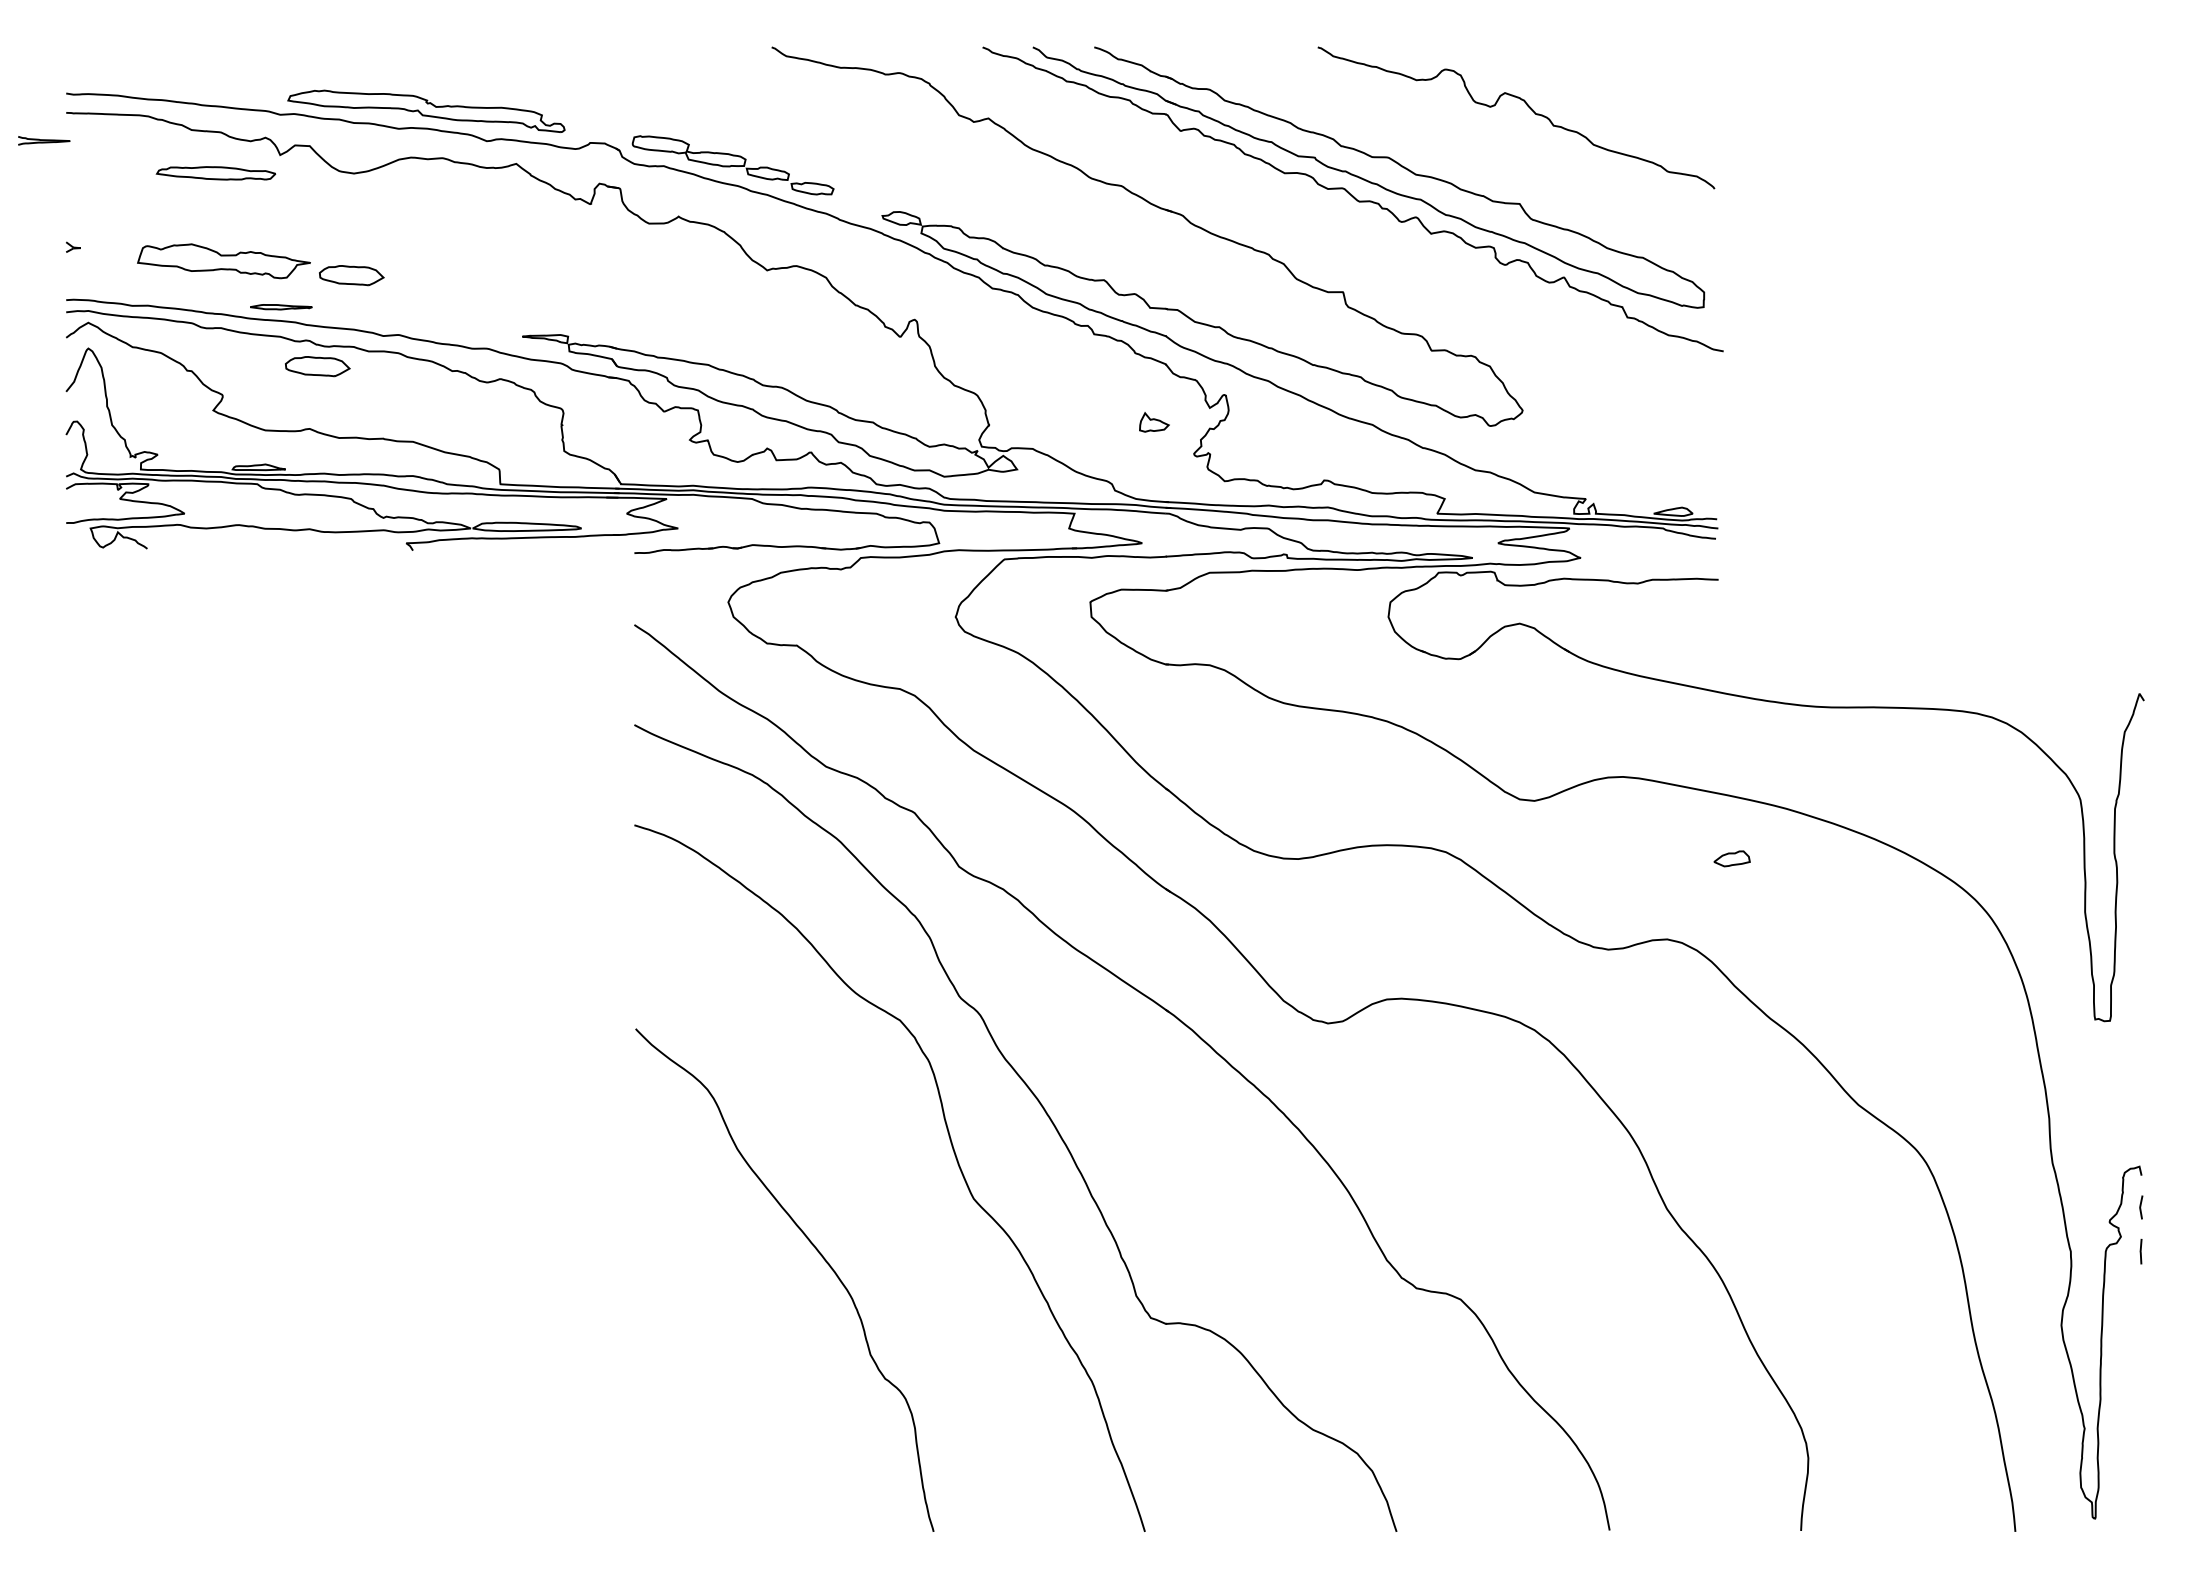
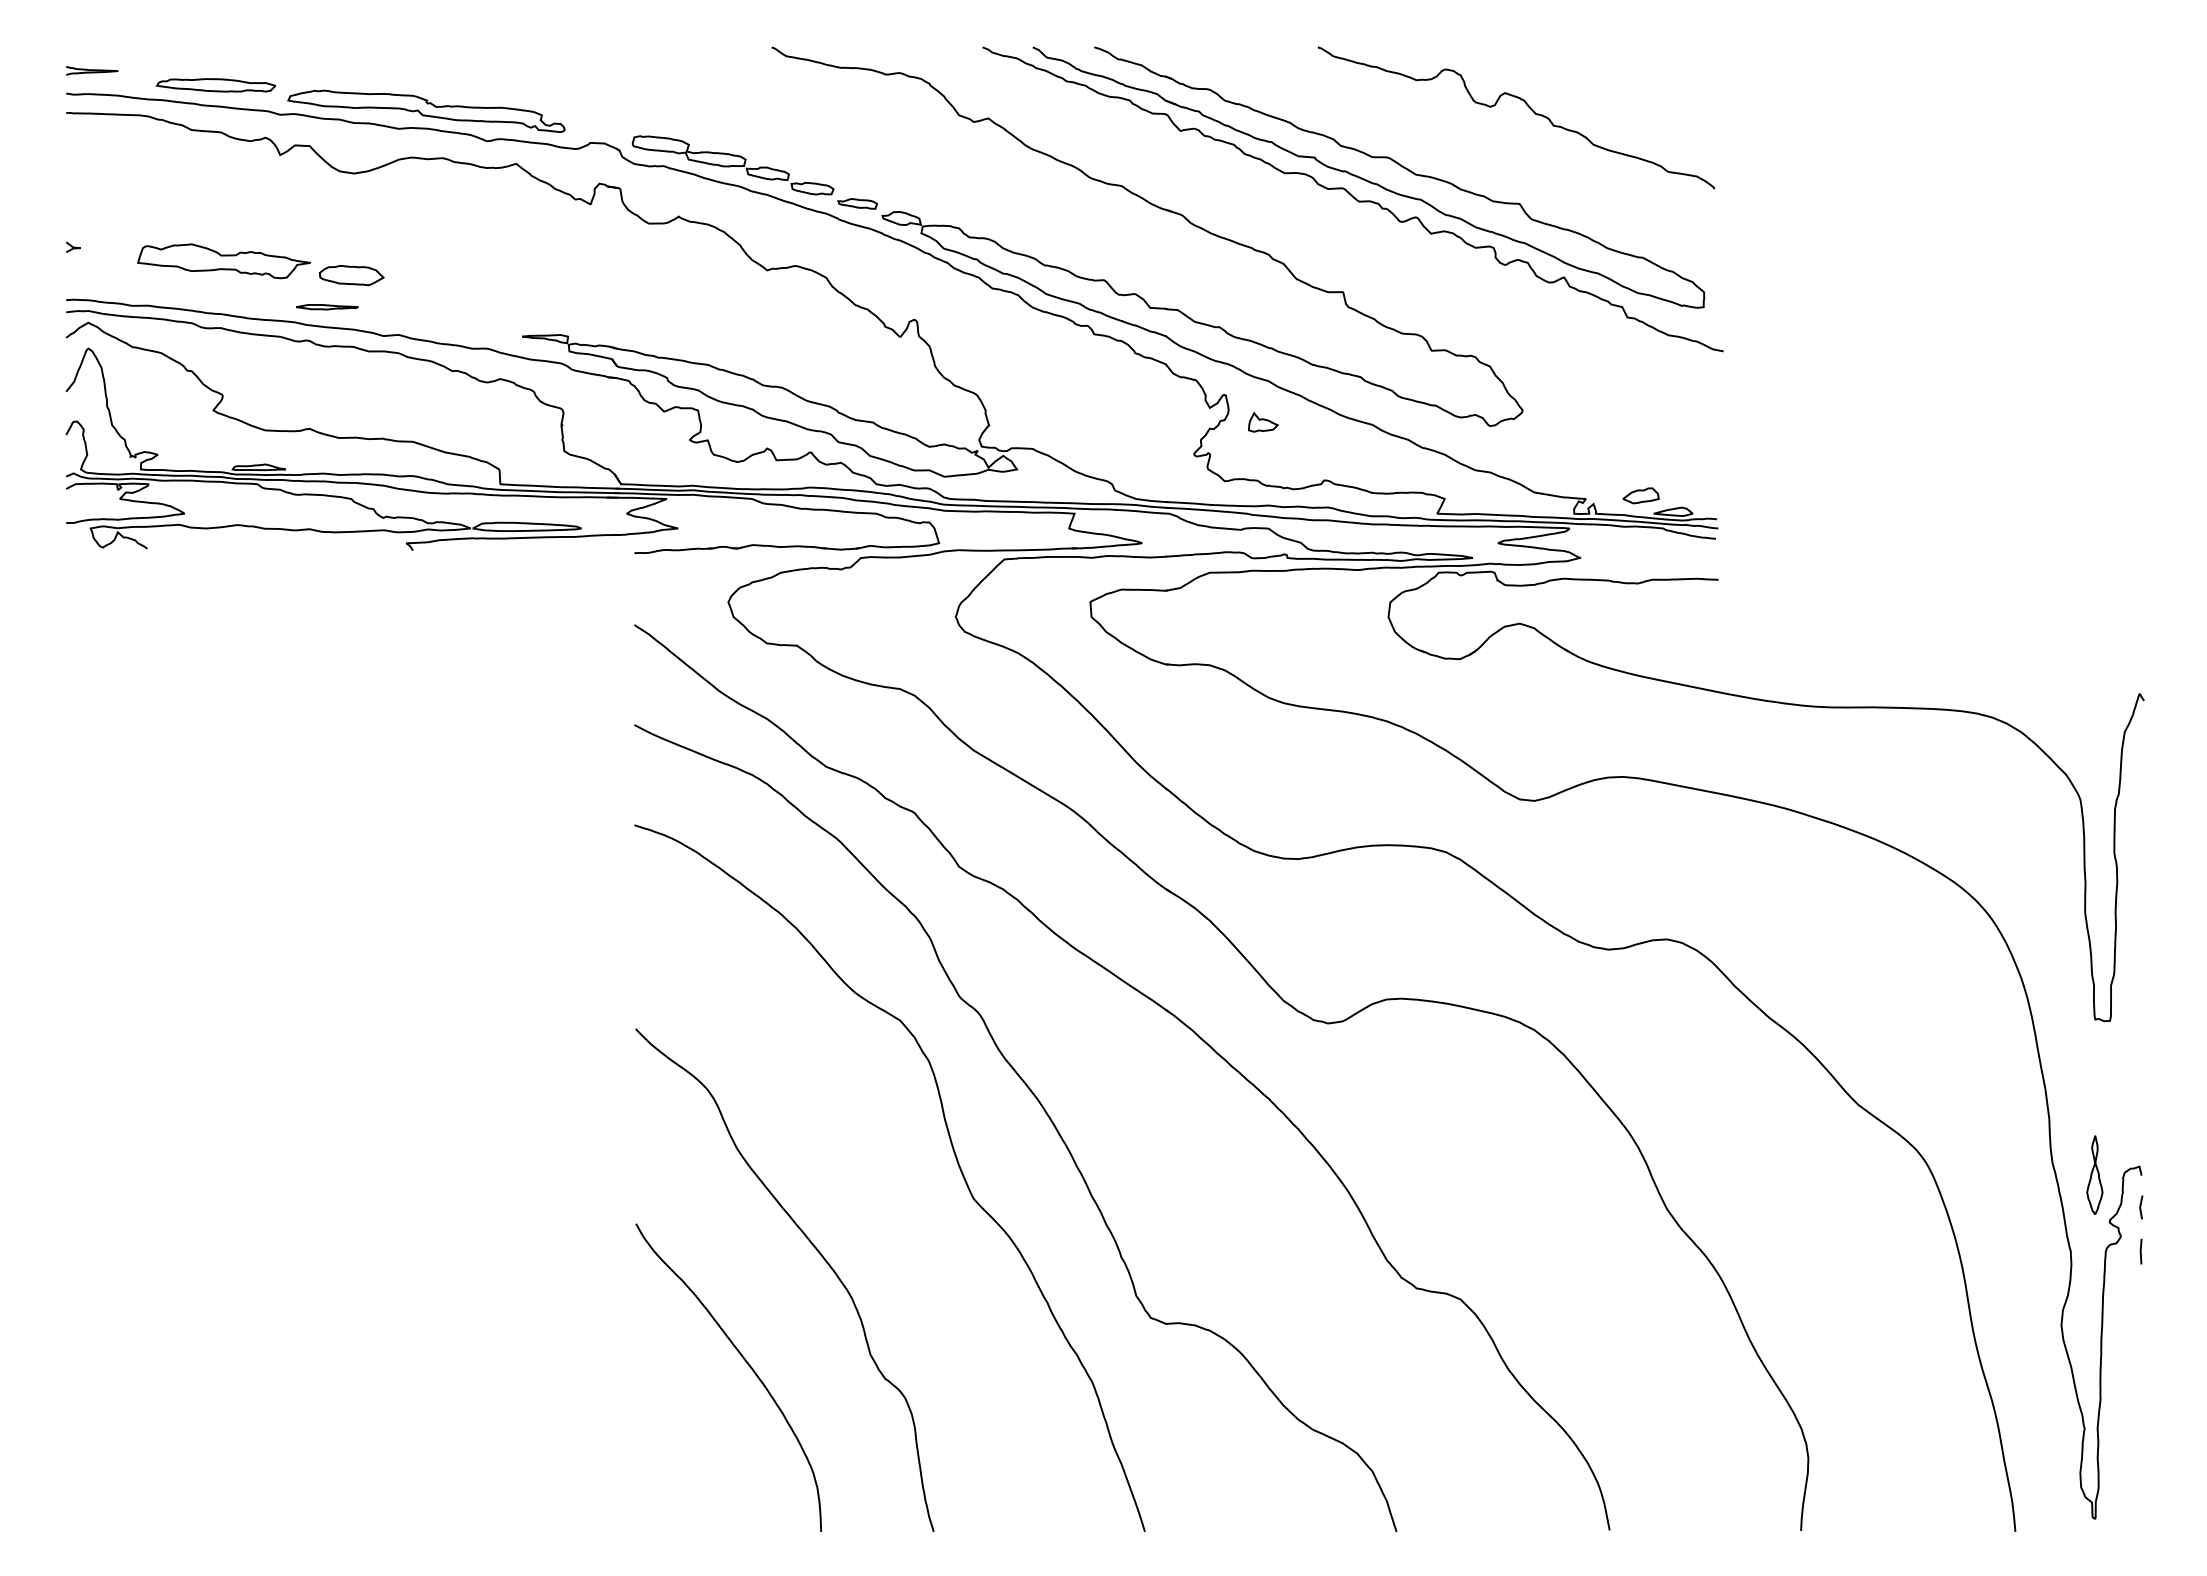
part position: (44, 140) -> (92, 70) (92, 70)
part position: (215, 173) -> (215, 85) (215, 85)
part: none -> present (857, 203)
part position: (281, 307) -> (327, 307) (327, 307)
part: present -> none (317, 366)
part position: (1154, 422) -> (1263, 422) (1263, 422)
part position: (1731, 858) -> (1640, 495) (1640, 495)
part: none -> present (2094, 1174)
curve: none -> present (745, 1362)
